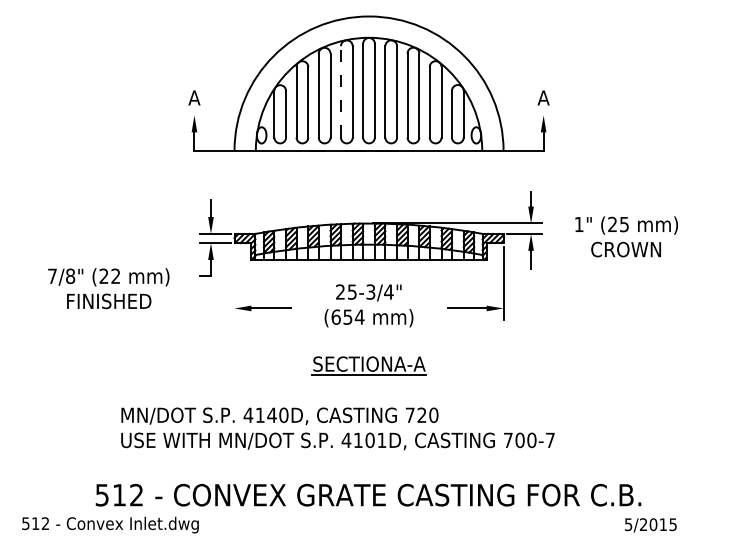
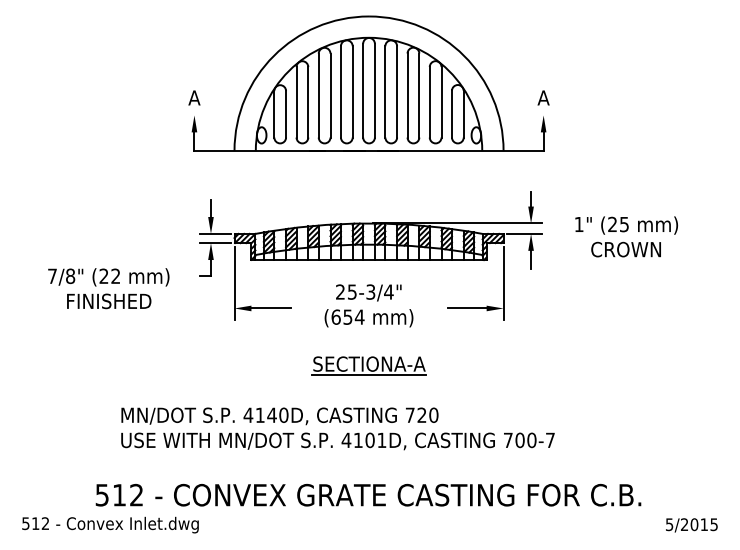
line: dashed -> solid (340, 91)
line: none -> present (234, 283)
text position: (650, 525) -> (691, 525) (691, 525)
